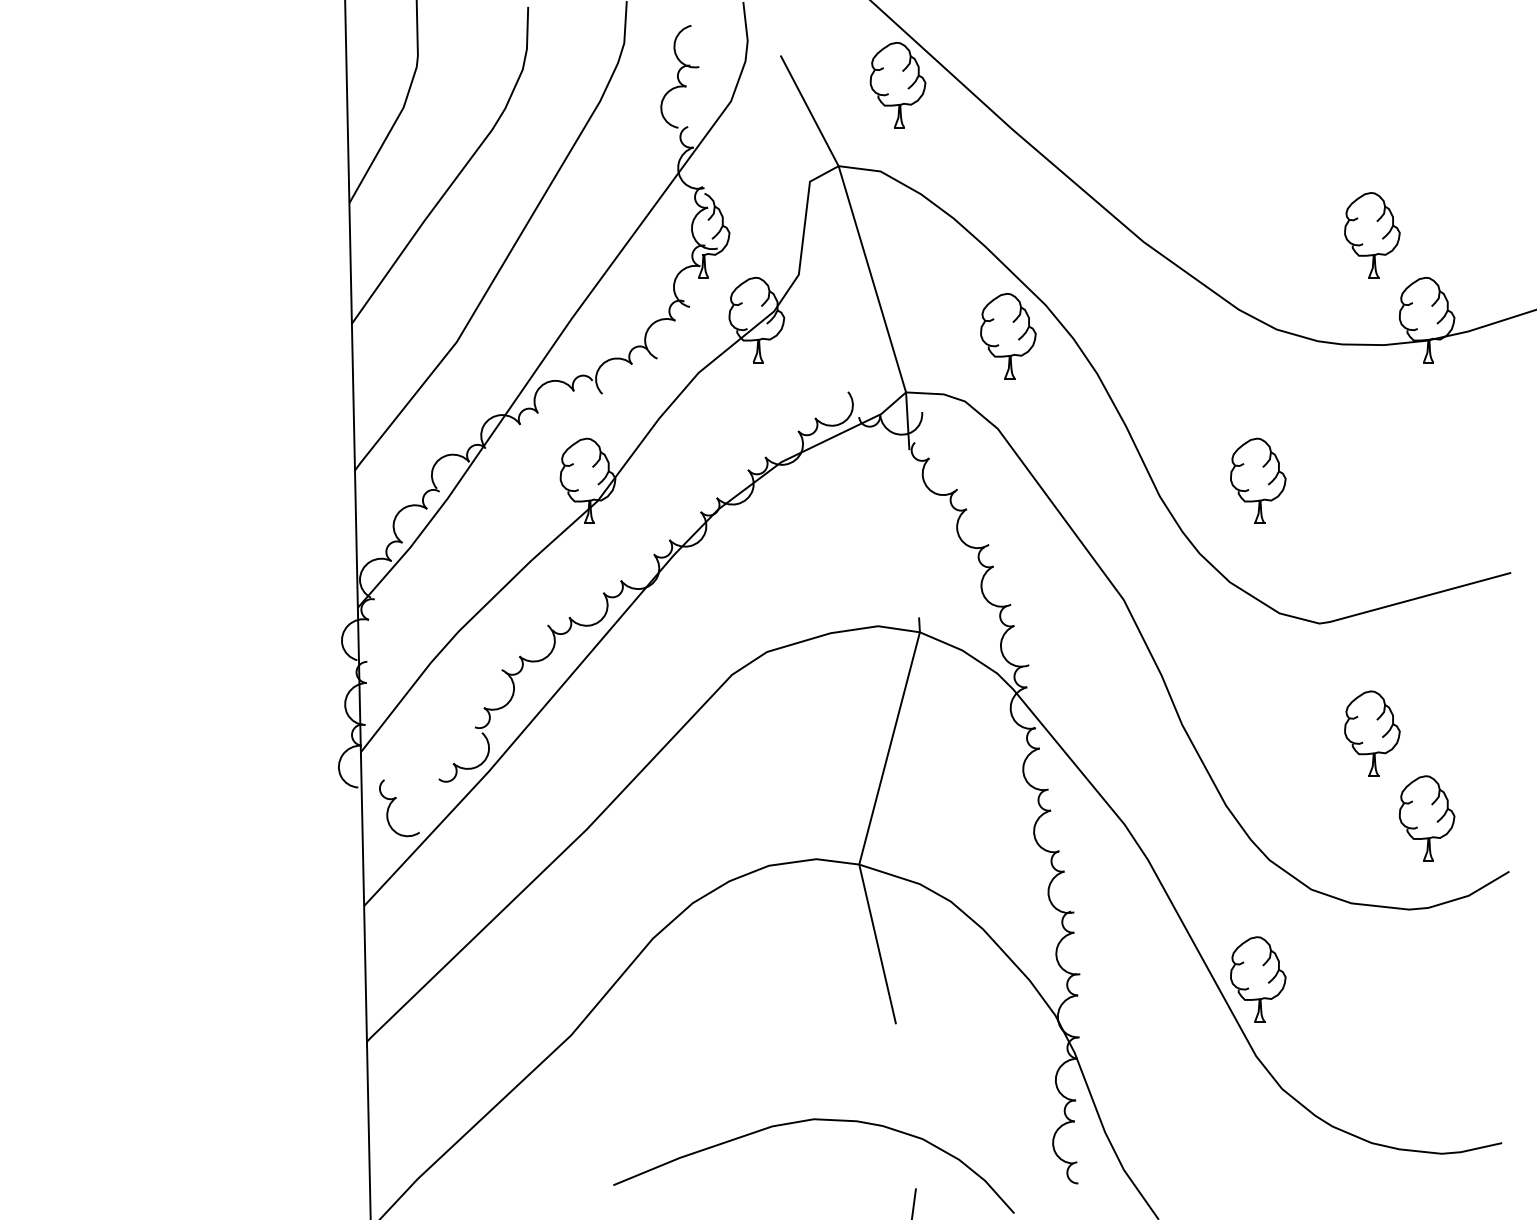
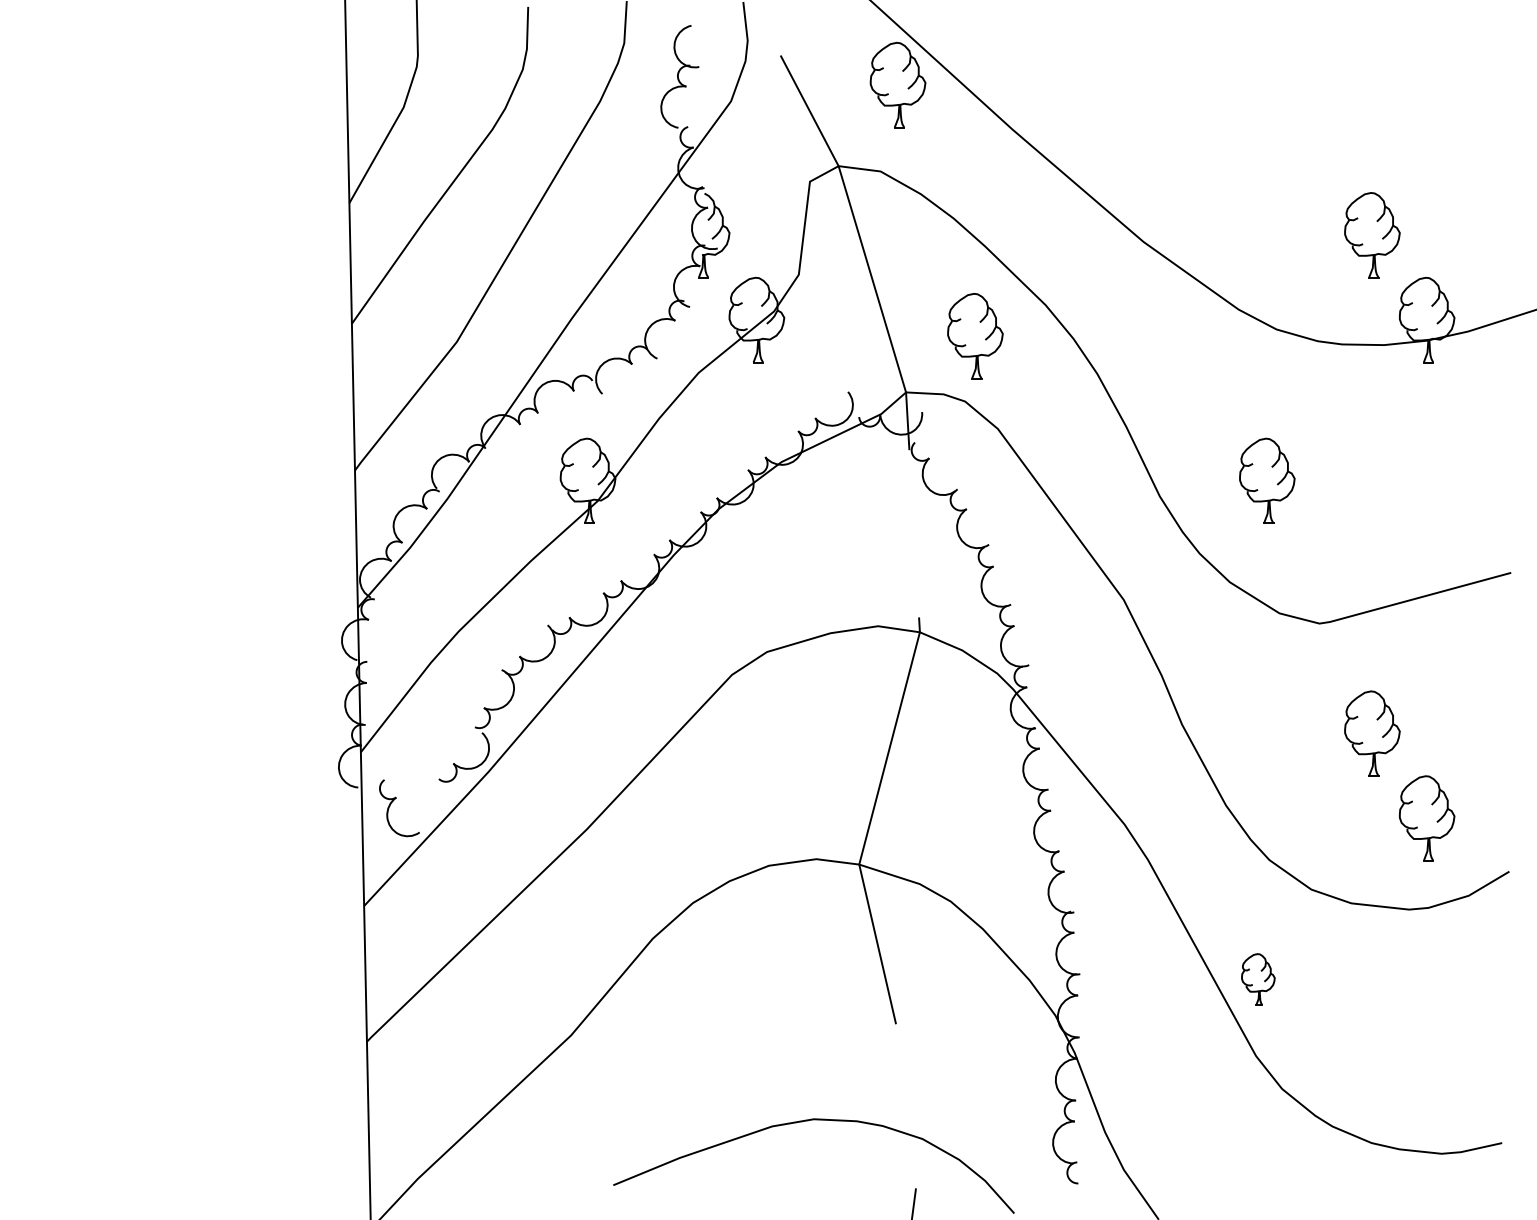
part position: (1008, 336) -> (975, 336) (975, 336)
part position: (1258, 480) -> (1267, 480) (1267, 480)
part size: 57x87 px -> 35x53 px (1258, 979)
